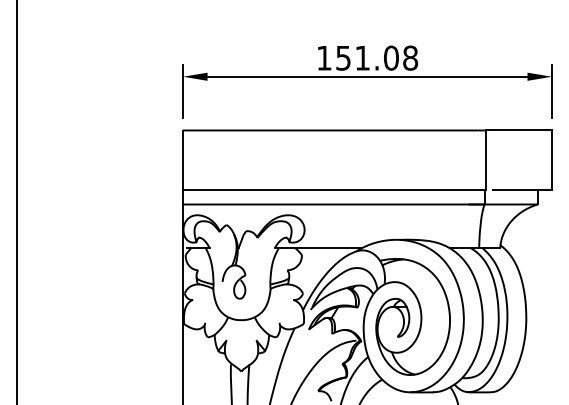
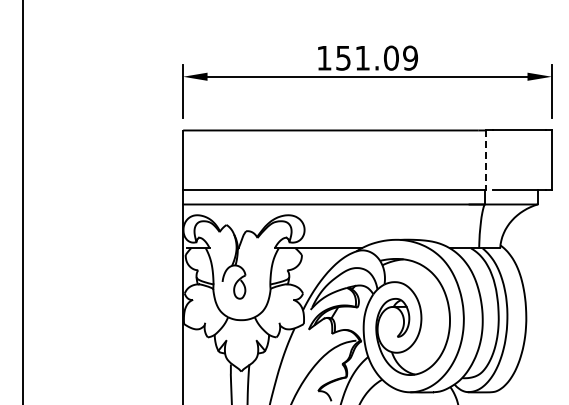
text: 151.08 -> 151.09 (410, 57)
line: solid -> dashed (486, 160)
line position: (17, 201) -> (23, 201) (23, 201)
